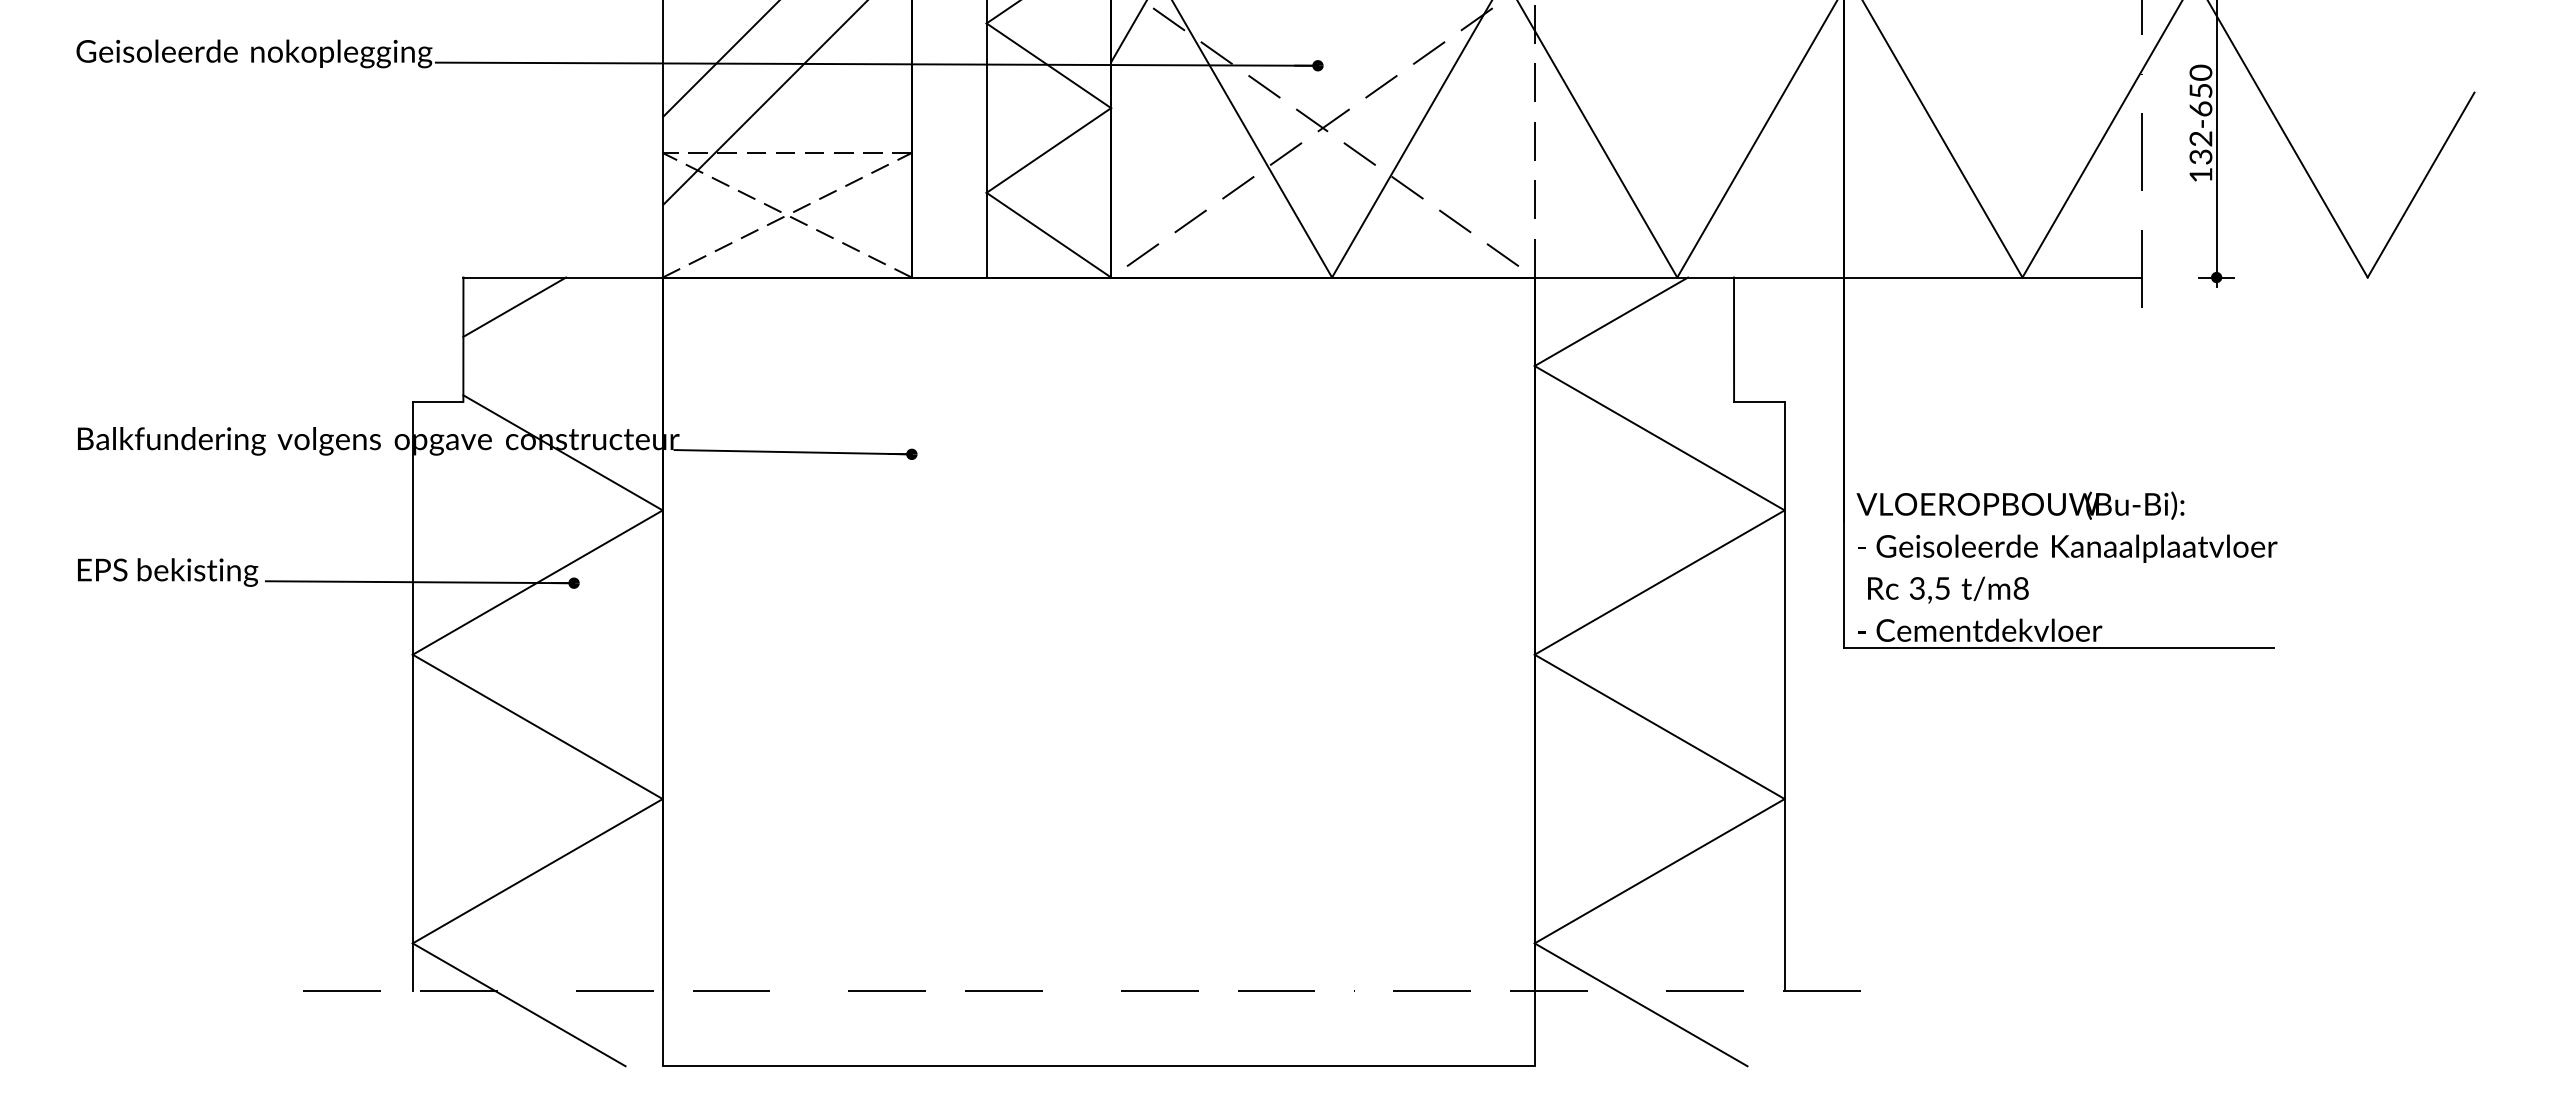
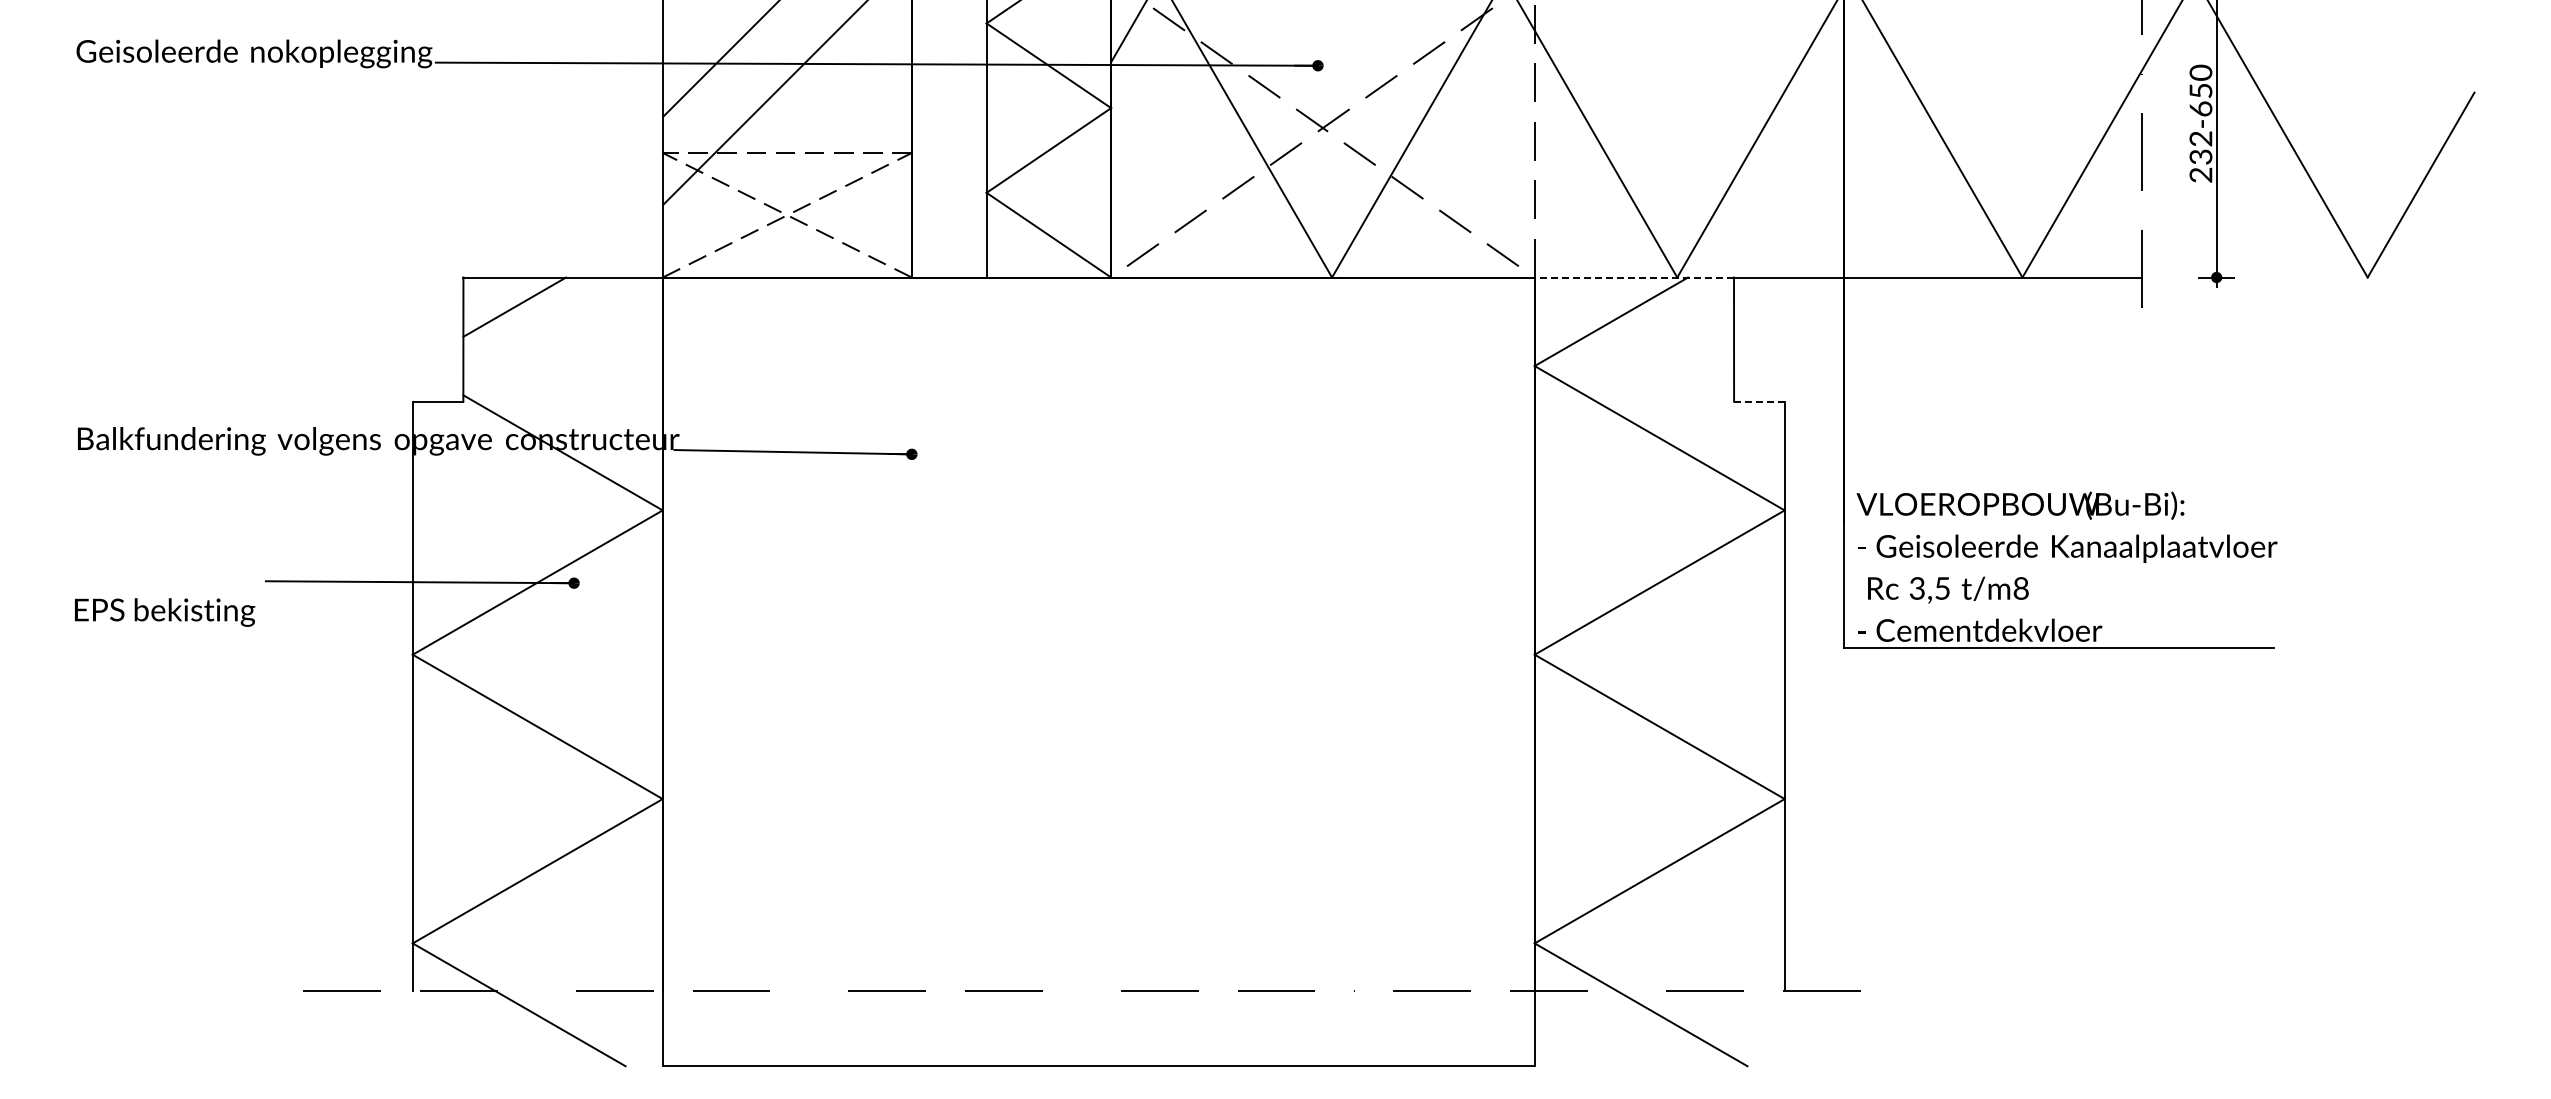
text: 132-650 -> 232-650 (2200, 174)
line: solid -> dashed (1634, 277)
line: solid -> dashed (1758, 401)
text position: (168, 572) -> (165, 612) (165, 612)
